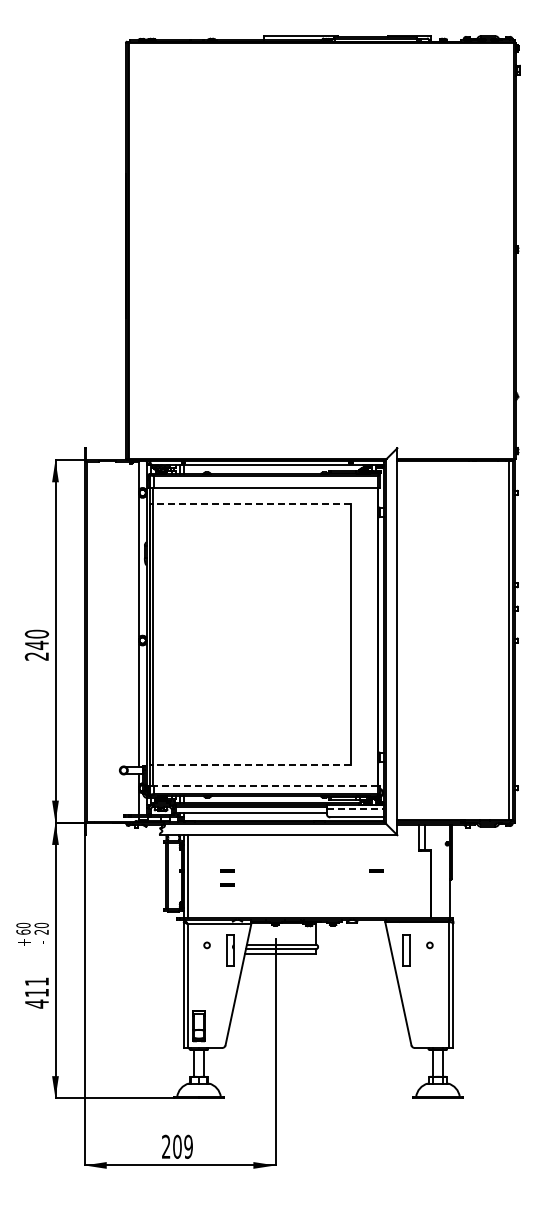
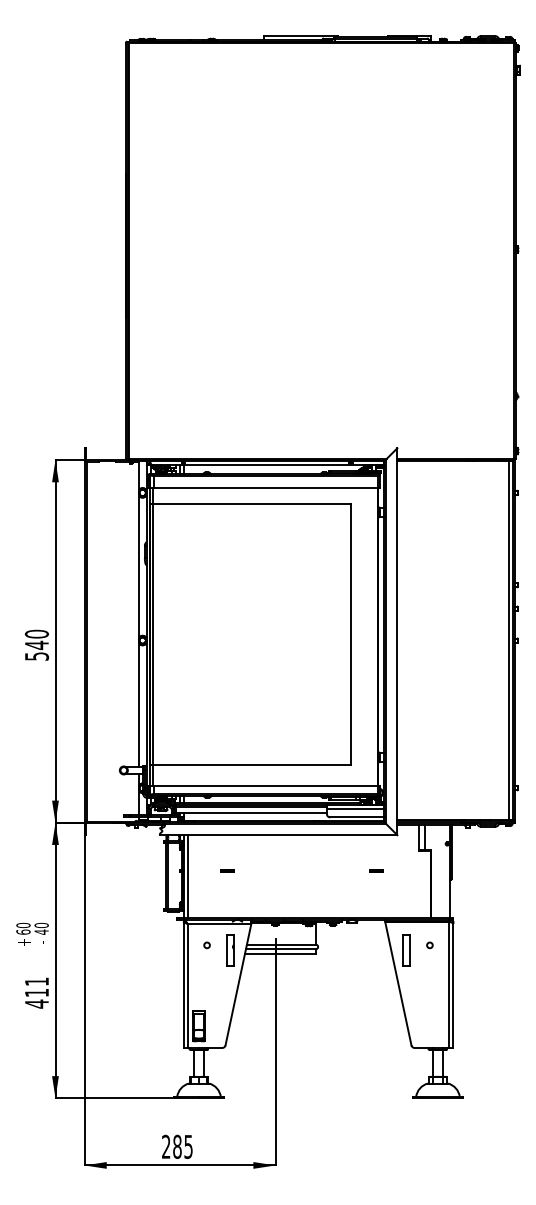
line: dashed -> solid (251, 504)
text: 240 -> 540 (36, 656)
line: dashed -> solid (251, 764)
line: dashed -> solid (265, 785)
line: dashed -> solid (355, 809)
part: present -> none (227, 884)
text: 20 -> 40 (41, 931)
text: 209 -> 285 (182, 1146)
